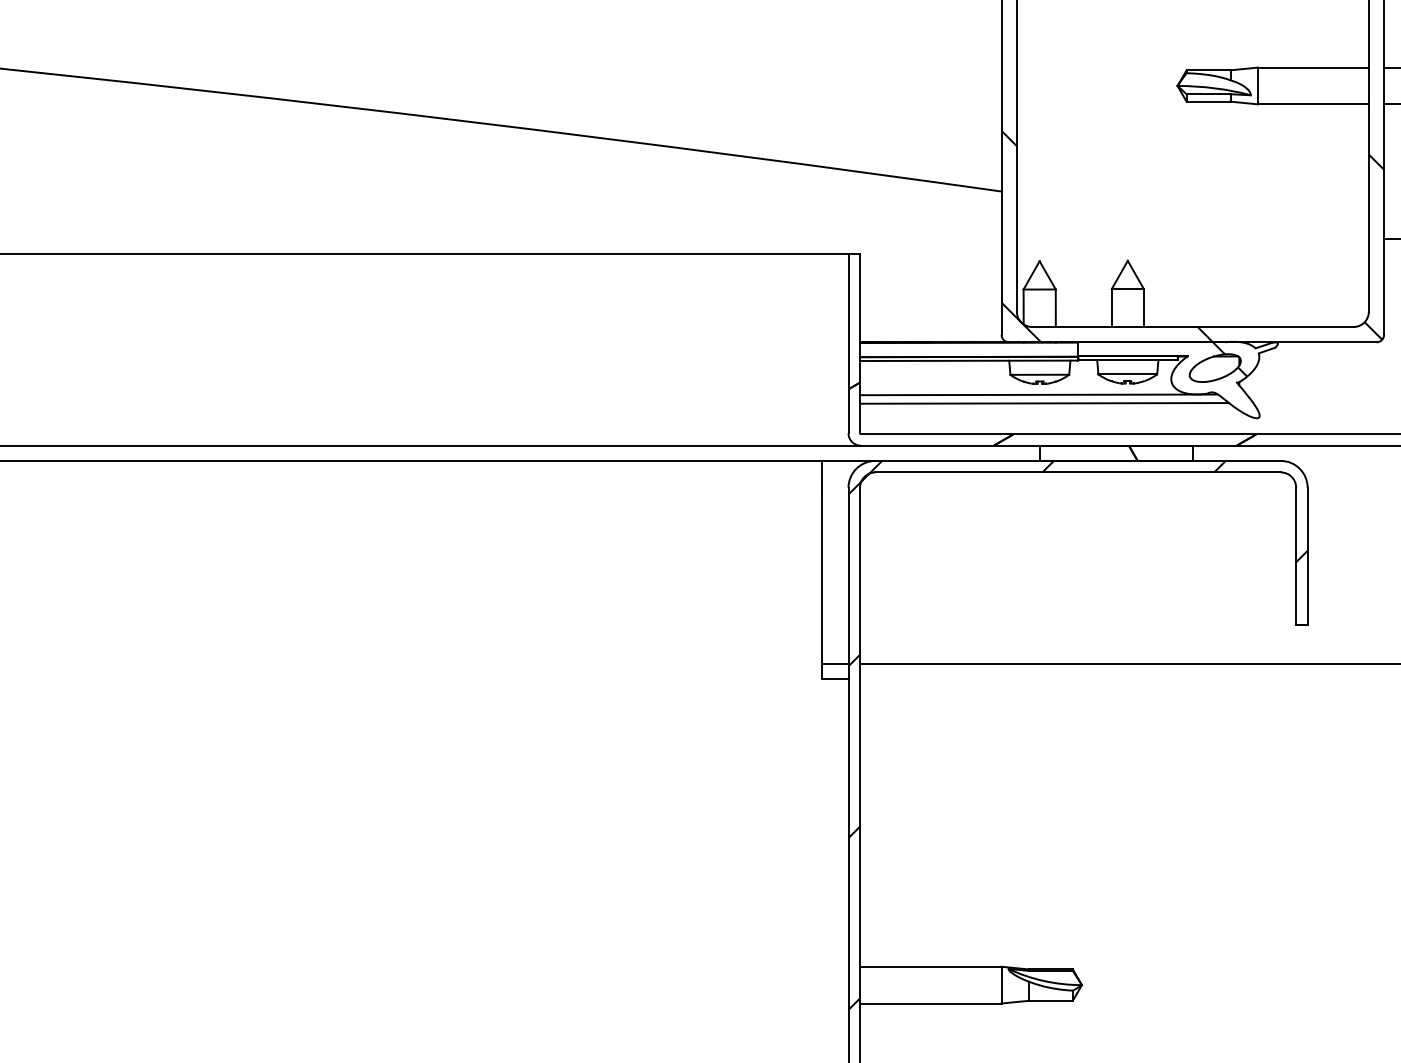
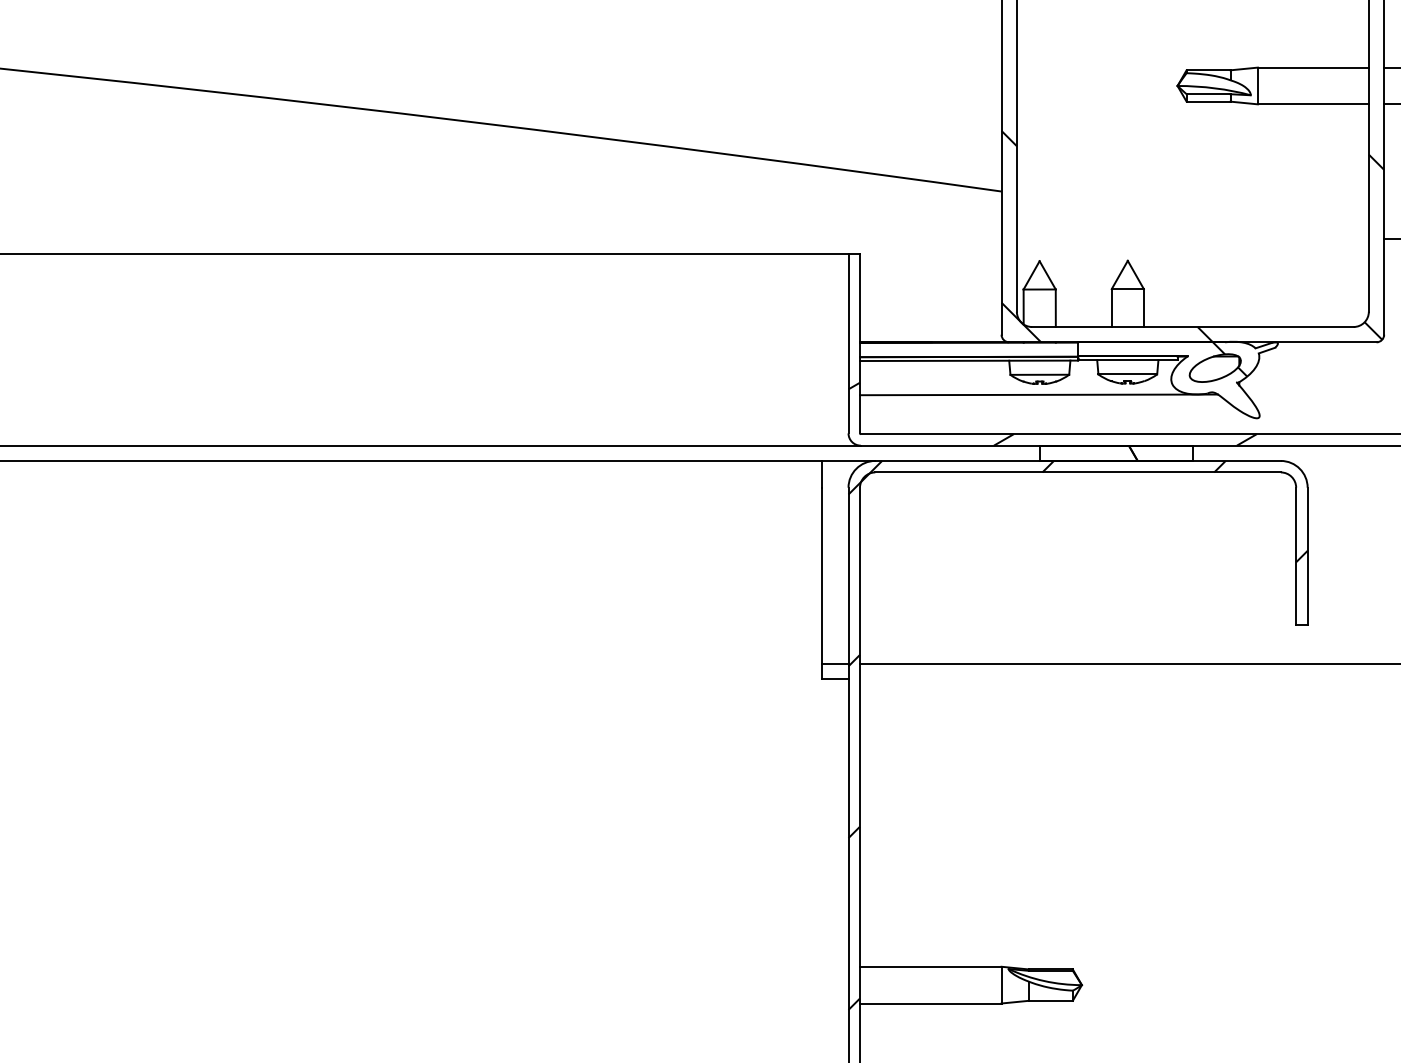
line: present -> none (1044, 403)
hatch: present -> none (1052, 413)
